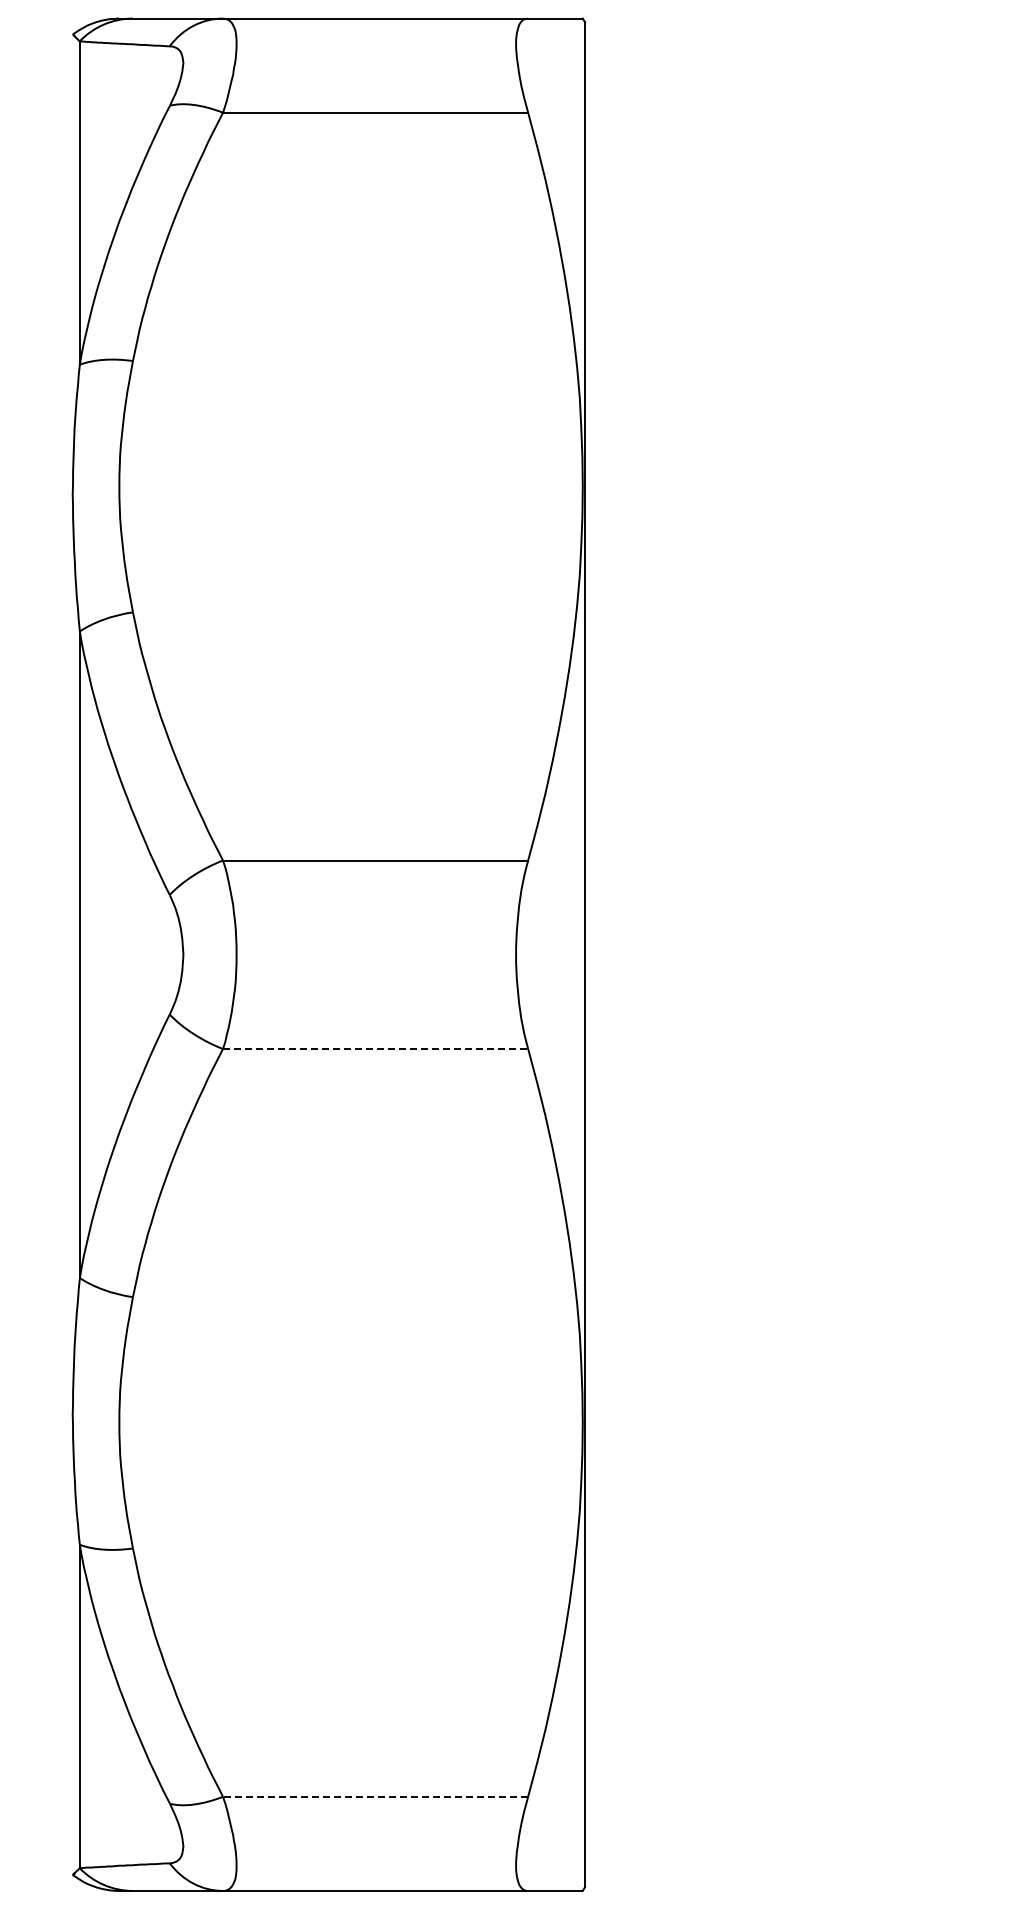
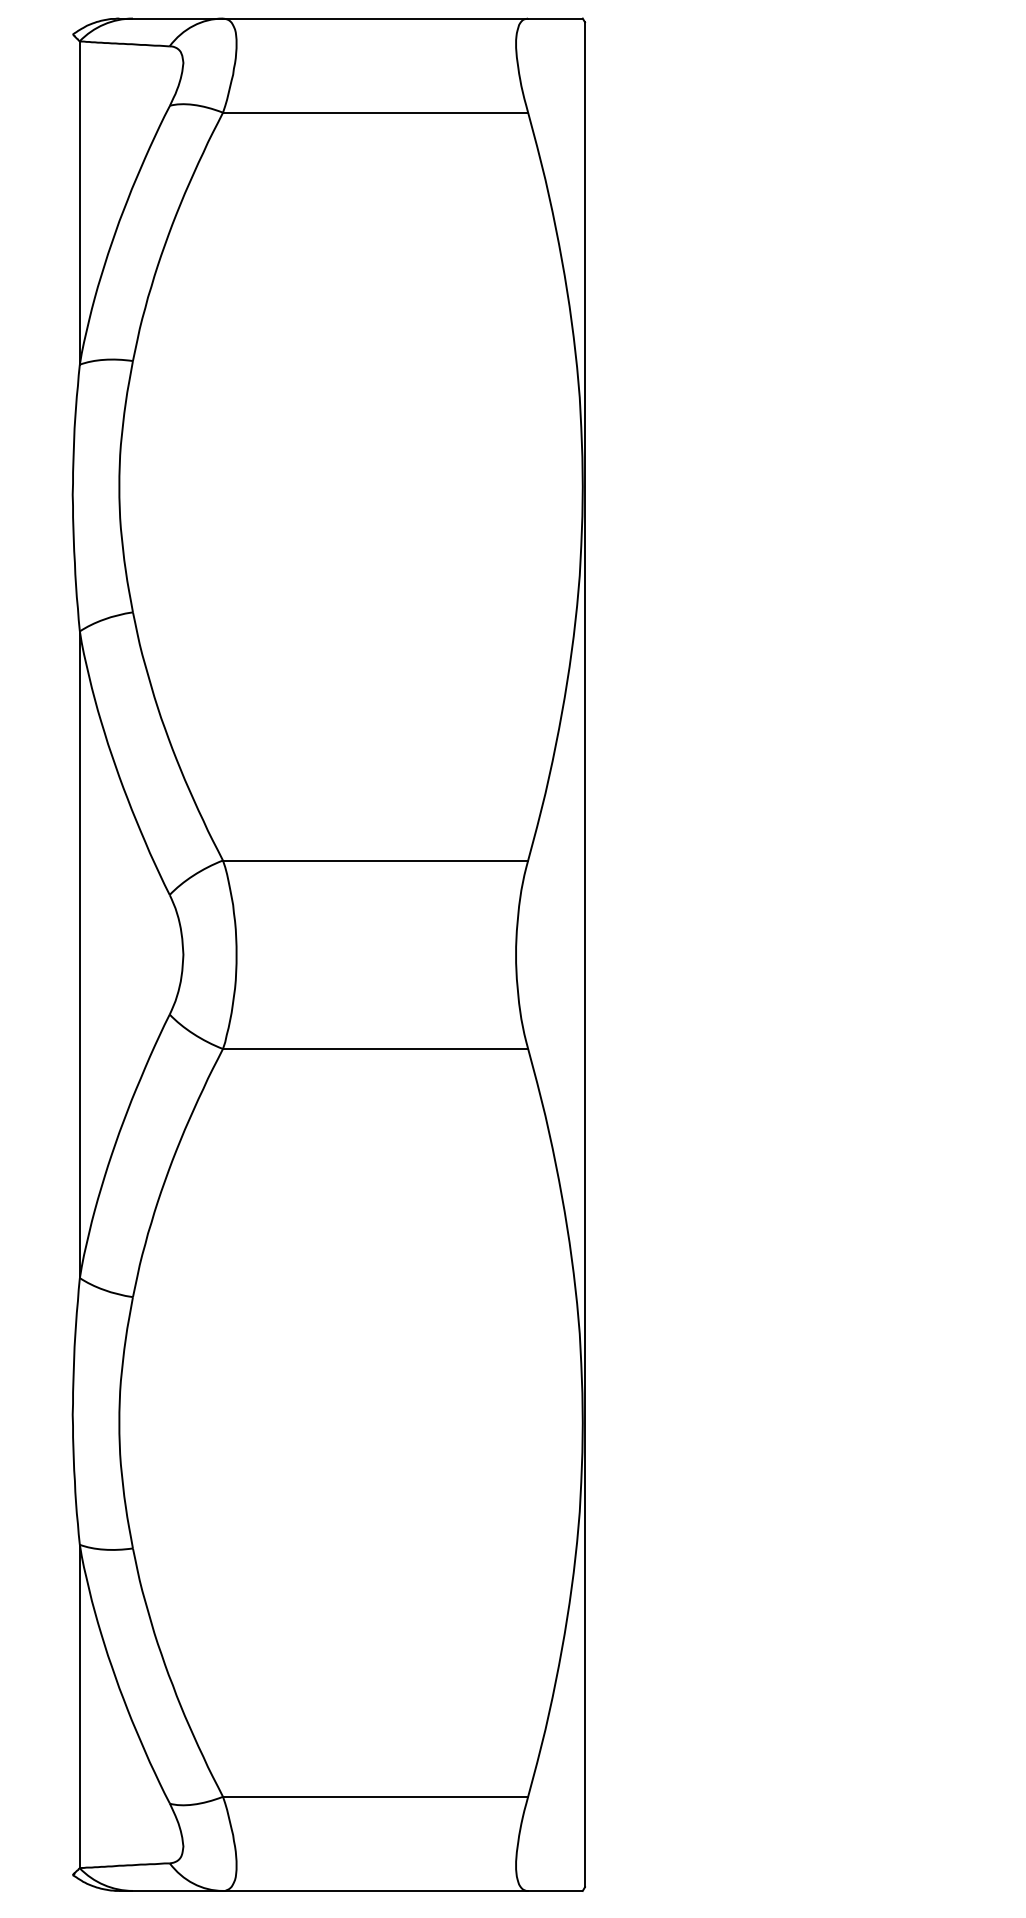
line: dashed -> solid (375, 1048)
line: dashed -> solid (375, 1796)
